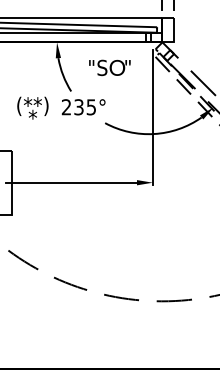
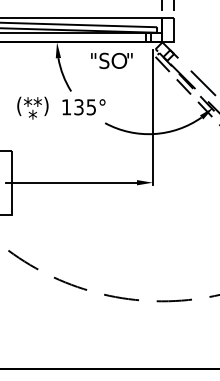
text position: (109, 67) -> (111, 60) (111, 60)
text: 235° -> 135° (65, 107)
